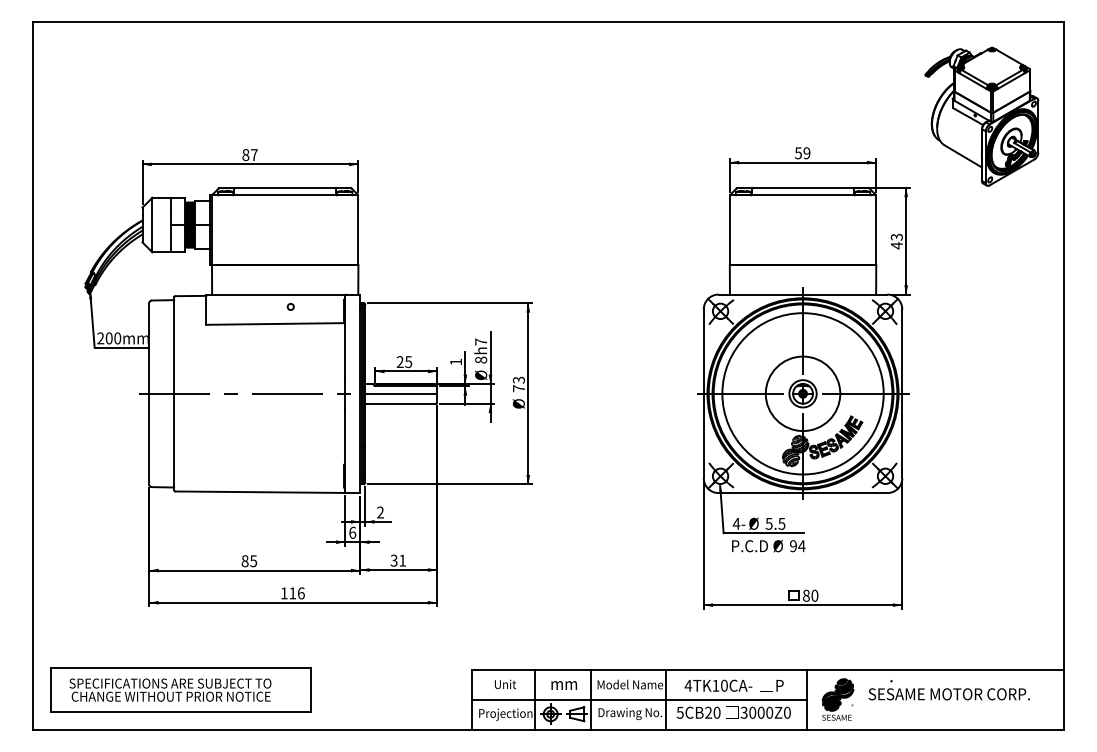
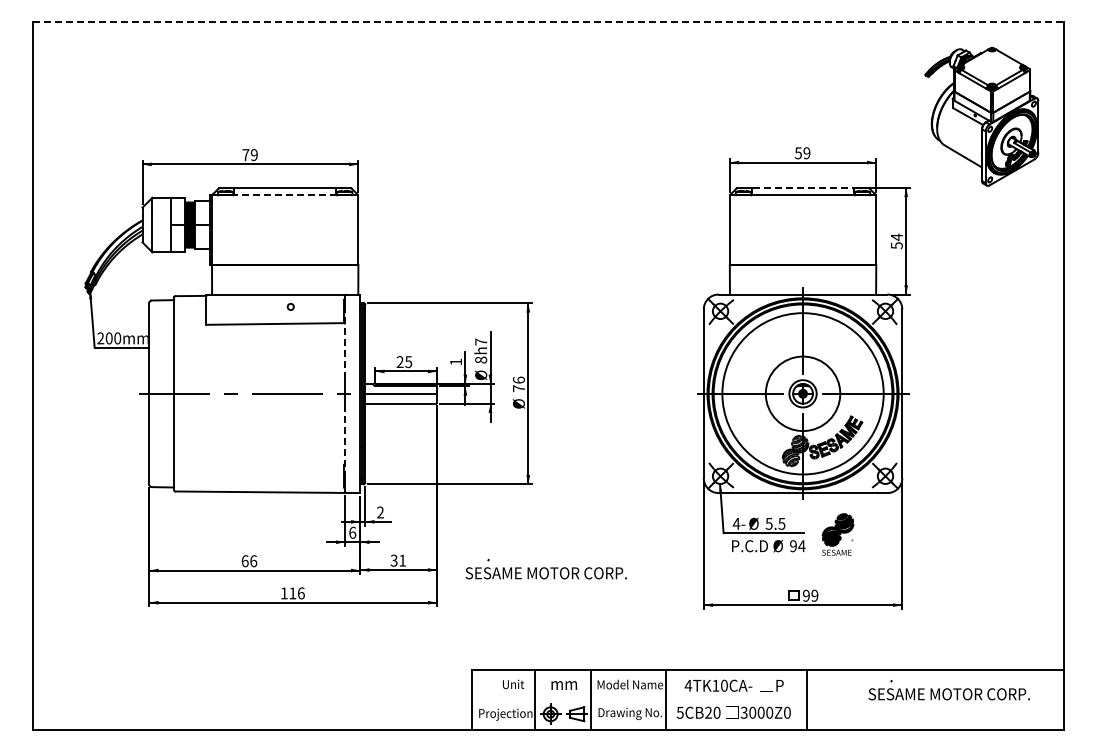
line: solid -> dashed (548, 22)
text: 87 -> 79 (249, 155)
line: solid -> dashed (803, 187)
line: solid -> dashed (284, 195)
text: 43 -> 54 (896, 241)
line: solid -> dashed (345, 344)
text: 73 -> 76 (518, 379)
line: solid -> dashed (345, 443)
text: 85 -> 66 (249, 561)
part: none -> present (545, 569)
text: 80 -> 99 (810, 595)
text position: (505, 684) -> (513, 684) (513, 684)
part: present -> none (180, 689)
line: present -> none (639, 699)
part position: (837, 699) -> (837, 534) (837, 534)
